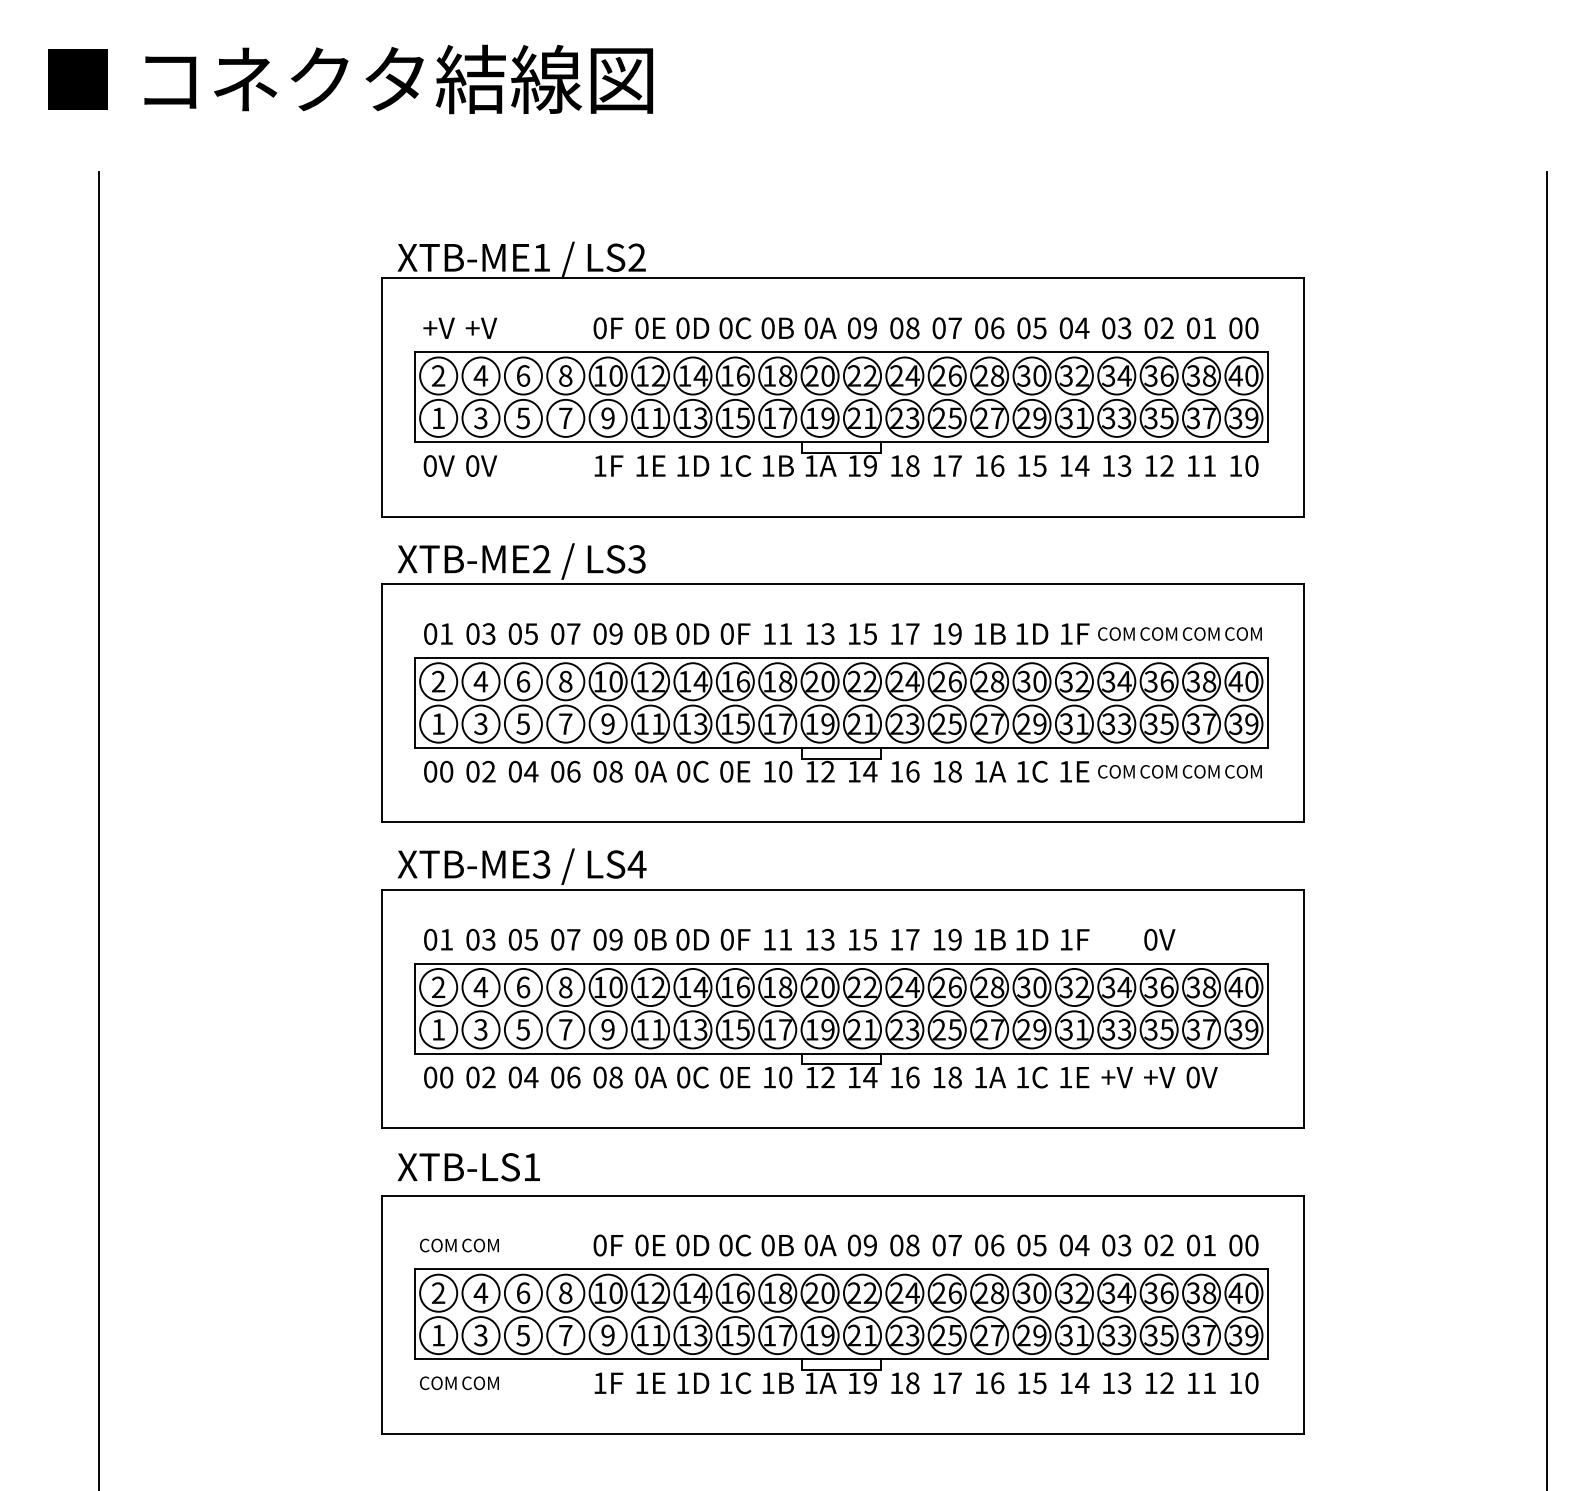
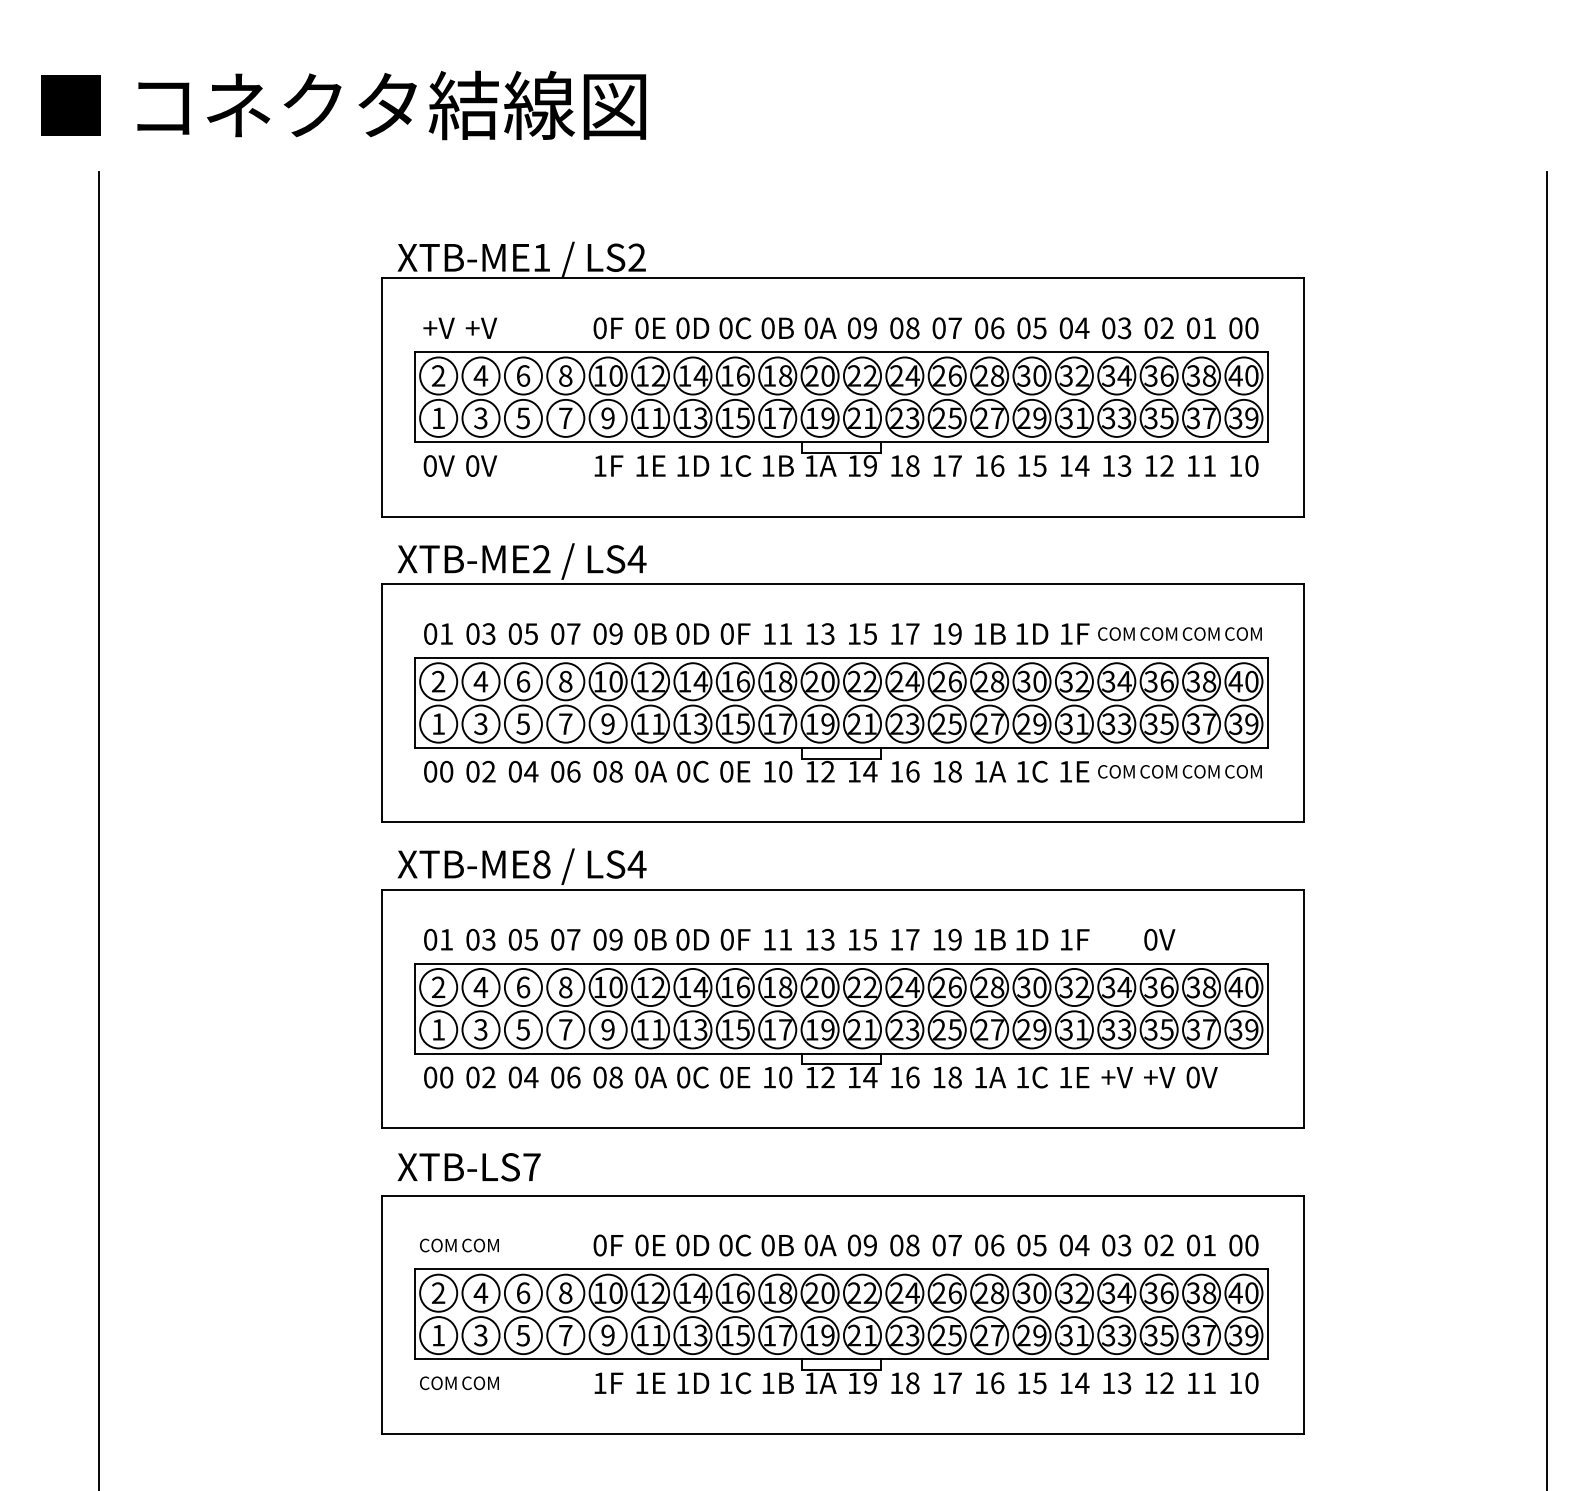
text position: (350, 79) -> (343, 105) (343, 105)
text: LS3 -> LS4 (636, 559)
text: XTB-ME3 -> XTB-ME8 (541, 864)
text: XTB-LS1 -> XTB-LS7 (531, 1166)
